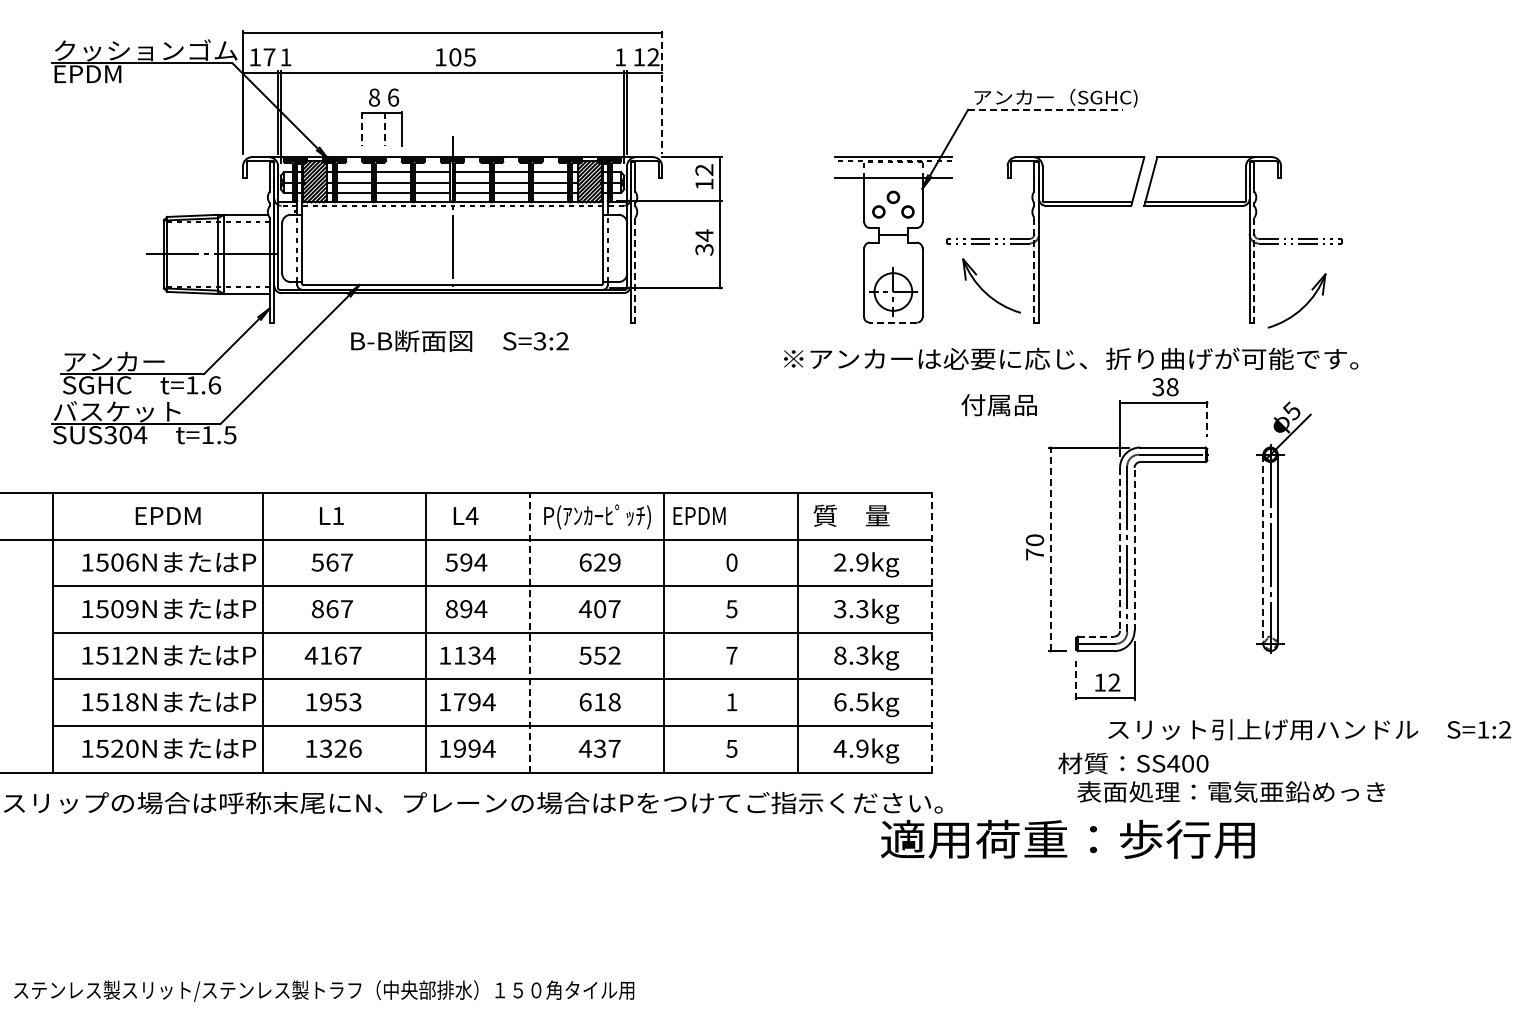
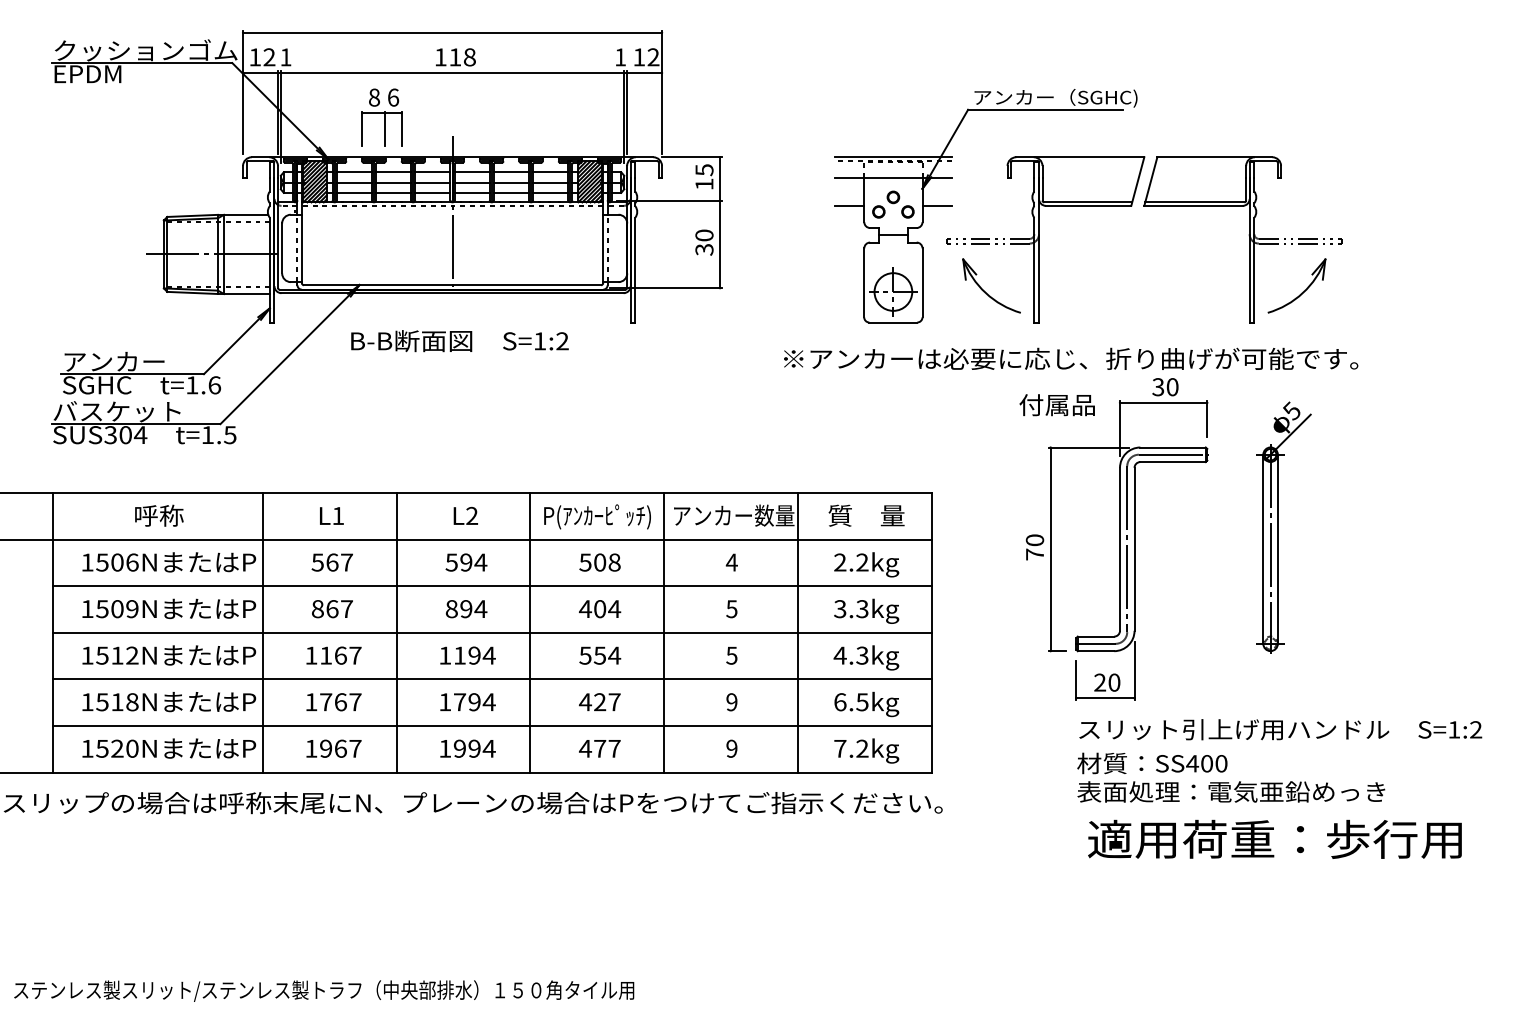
text: 17 -> 12 (269, 57)
text: 105 -> 118 (462, 57)
line: dashed -> solid (662, 92)
line: dashed -> solid (1045, 109)
line: dashed -> solid (362, 129)
line: dashed -> solid (385, 129)
text: 12 -> 15 (704, 170)
line: none -> present (849, 205)
line: none -> present (936, 205)
text: 34 -> 30 (704, 235)
line: dashed -> solid (635, 270)
line: dashed -> solid (1034, 270)
line: dashed -> solid (1254, 270)
part position: (1302, 306) -> (1302, 291) (1302, 291)
line: dashed -> solid (892, 322)
text: S=3:2 -> S=1:2 (539, 341)
text: 38 -> 30 (1172, 386)
text position: (998, 405) -> (1056, 405) (1056, 405)
line: dashed -> solid (1207, 419)
text: EPDM -> 呼称 (167, 515)
text: L4 -> L2 (471, 515)
text: EPDM -> アンカー数量 (733, 515)
text position: (851, 515) -> (866, 515) (866, 515)
line: dashed -> solid (1134, 548)
line: dashed -> solid (1050, 549)
line: dashed -> solid (1120, 549)
line: dashed -> solid (1263, 549)
text: 629 -> 508 (599, 562)
text: 0 -> 4 (731, 562)
text: 2.9kg -> 2.2kg (862, 562)
text: 407 -> 404 (614, 608)
line position: (425, 632) -> (396, 632) (396, 632)
line: dashed -> solid (530, 632)
line: dashed -> solid (931, 632)
line: dashed -> solid (1096, 636)
text: 4167 -> 1167 (310, 655)
text: 1134 -> 1194 (474, 655)
text: 552 -> 554 (614, 655)
text: 7 -> 5 (731, 655)
text: 8.3kg -> 4.3kg (839, 655)
line: dashed -> solid (1076, 680)
text: 12 -> 20 (1107, 682)
text: 1953 -> 1767 (340, 702)
text: 618 -> 427 (599, 702)
text: 1 -> 9 (731, 702)
text position: (1309, 729) -> (1280, 729) (1280, 729)
text: 1326 -> 1967 (340, 748)
text: 437 -> 477 (599, 748)
text: 5 -> 9 (731, 748)
text: 4.9kg -> 7.2kg (850, 748)
text position: (1133, 763) -> (1152, 763) (1152, 763)
text position: (1067, 838) -> (1274, 838) (1274, 838)
